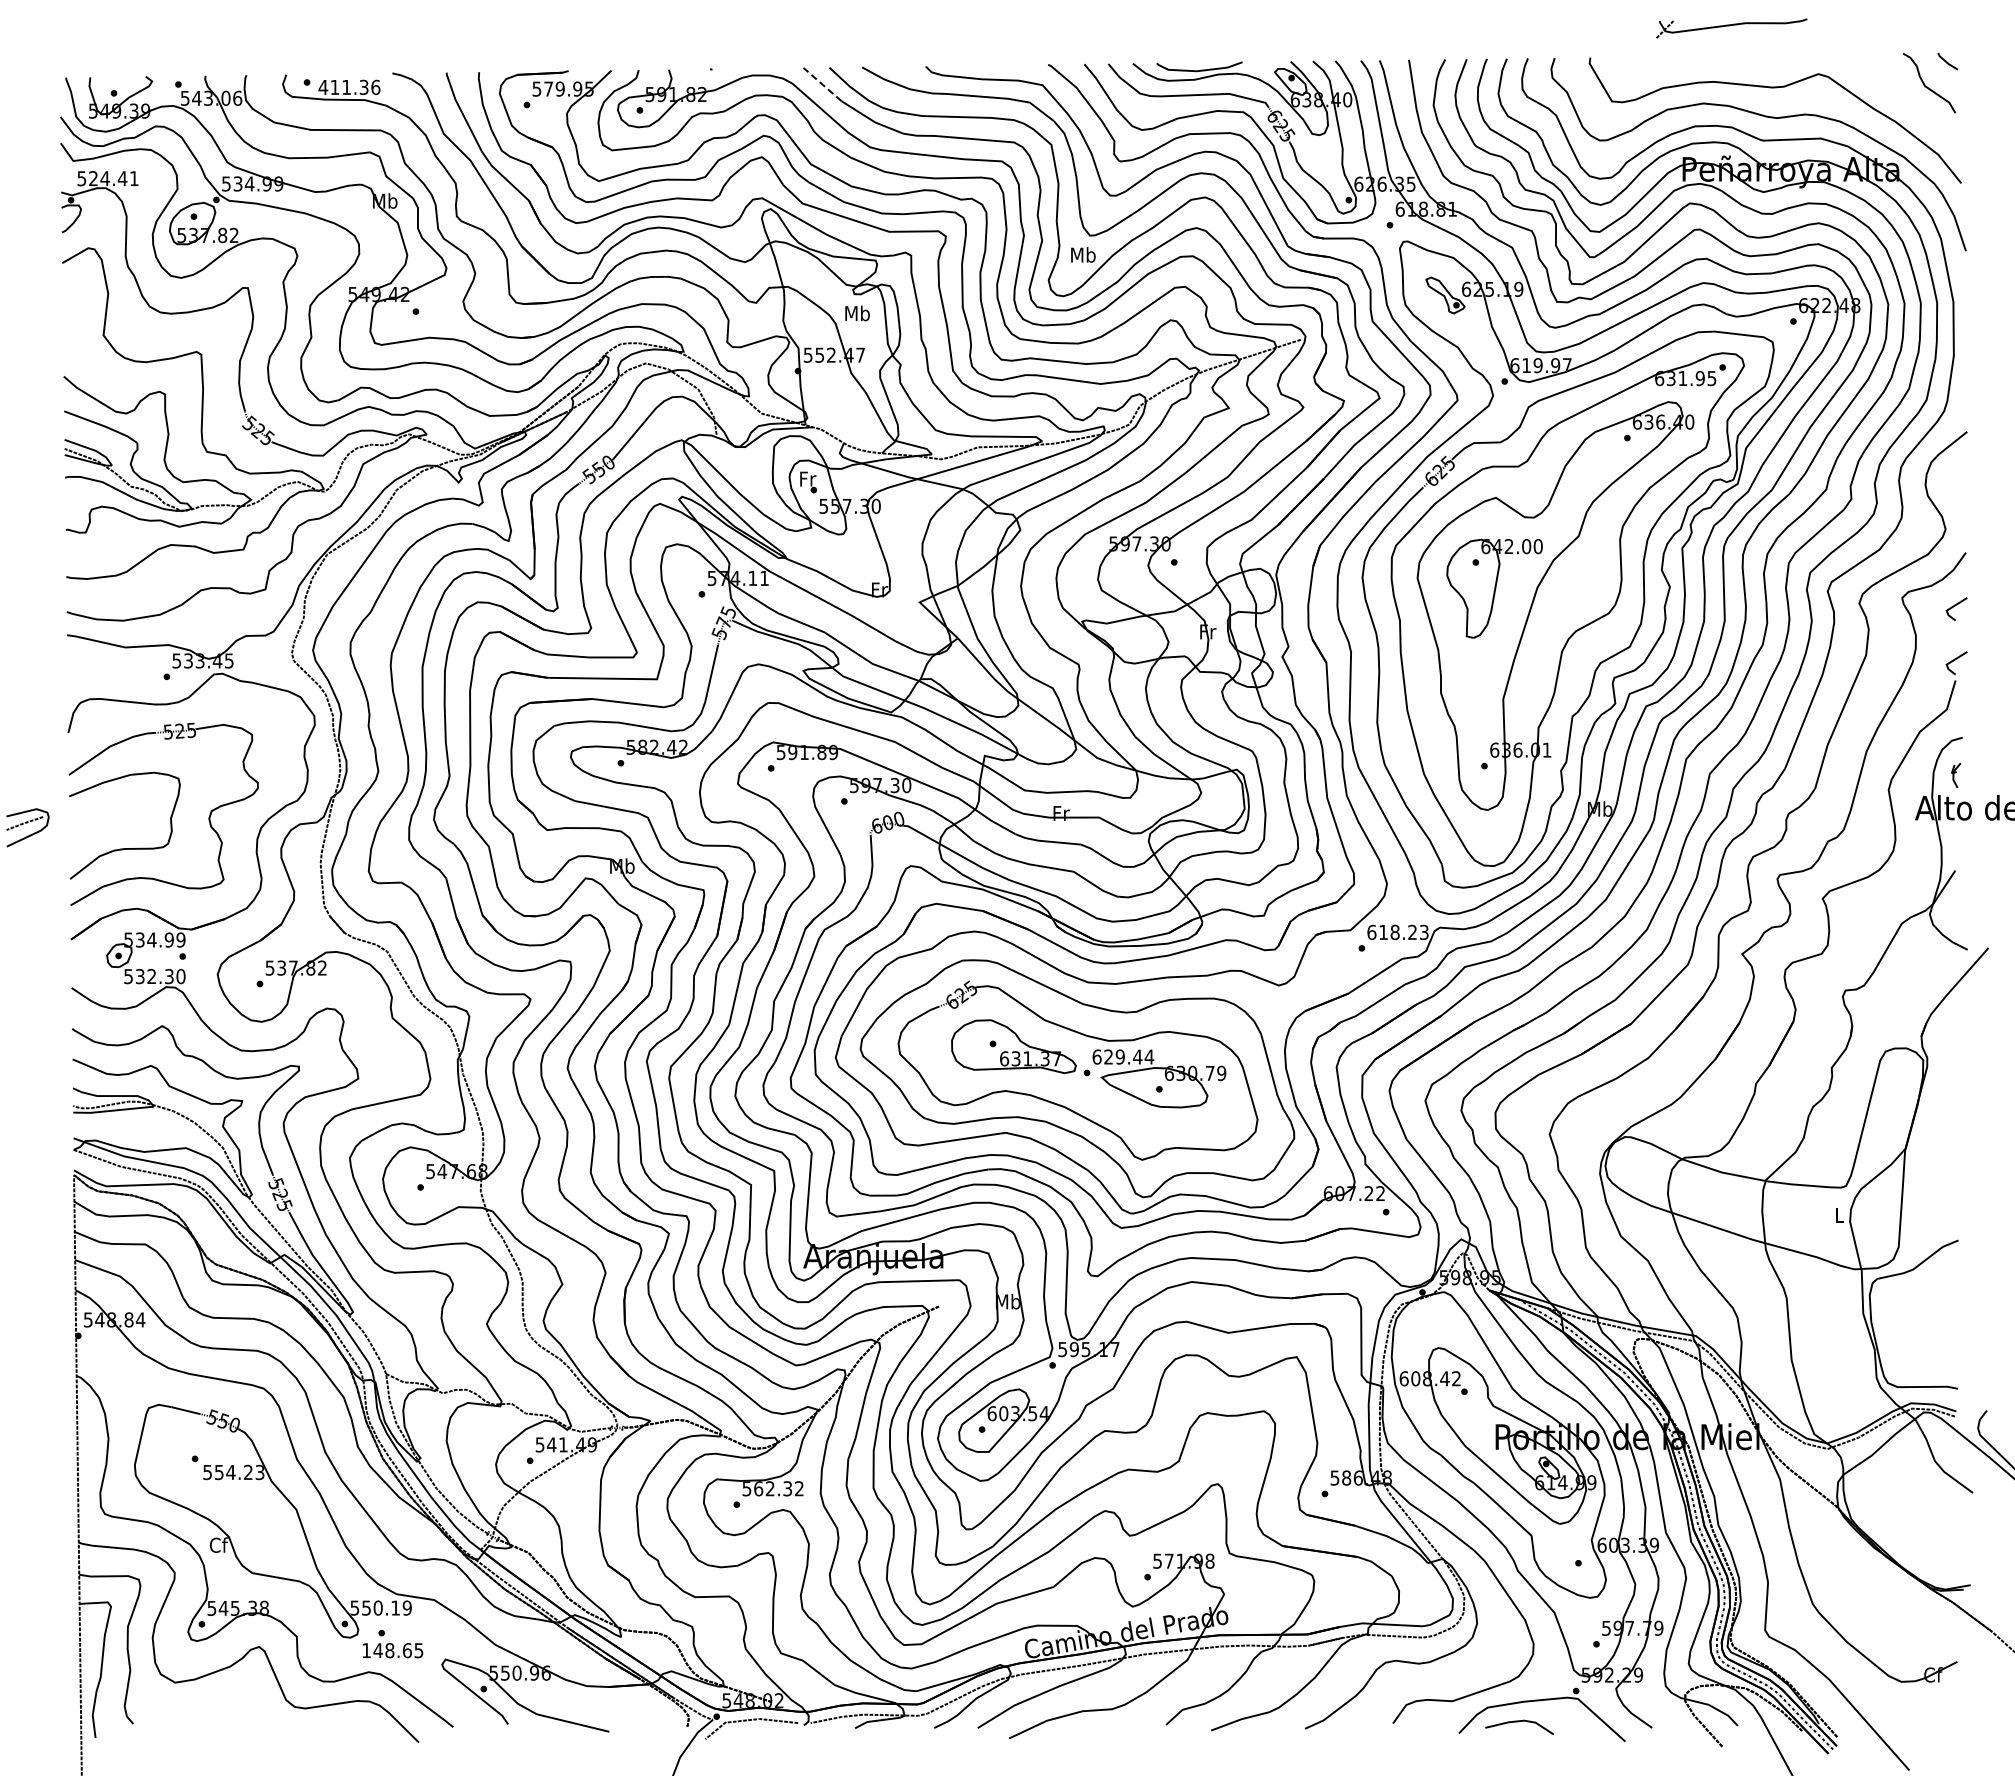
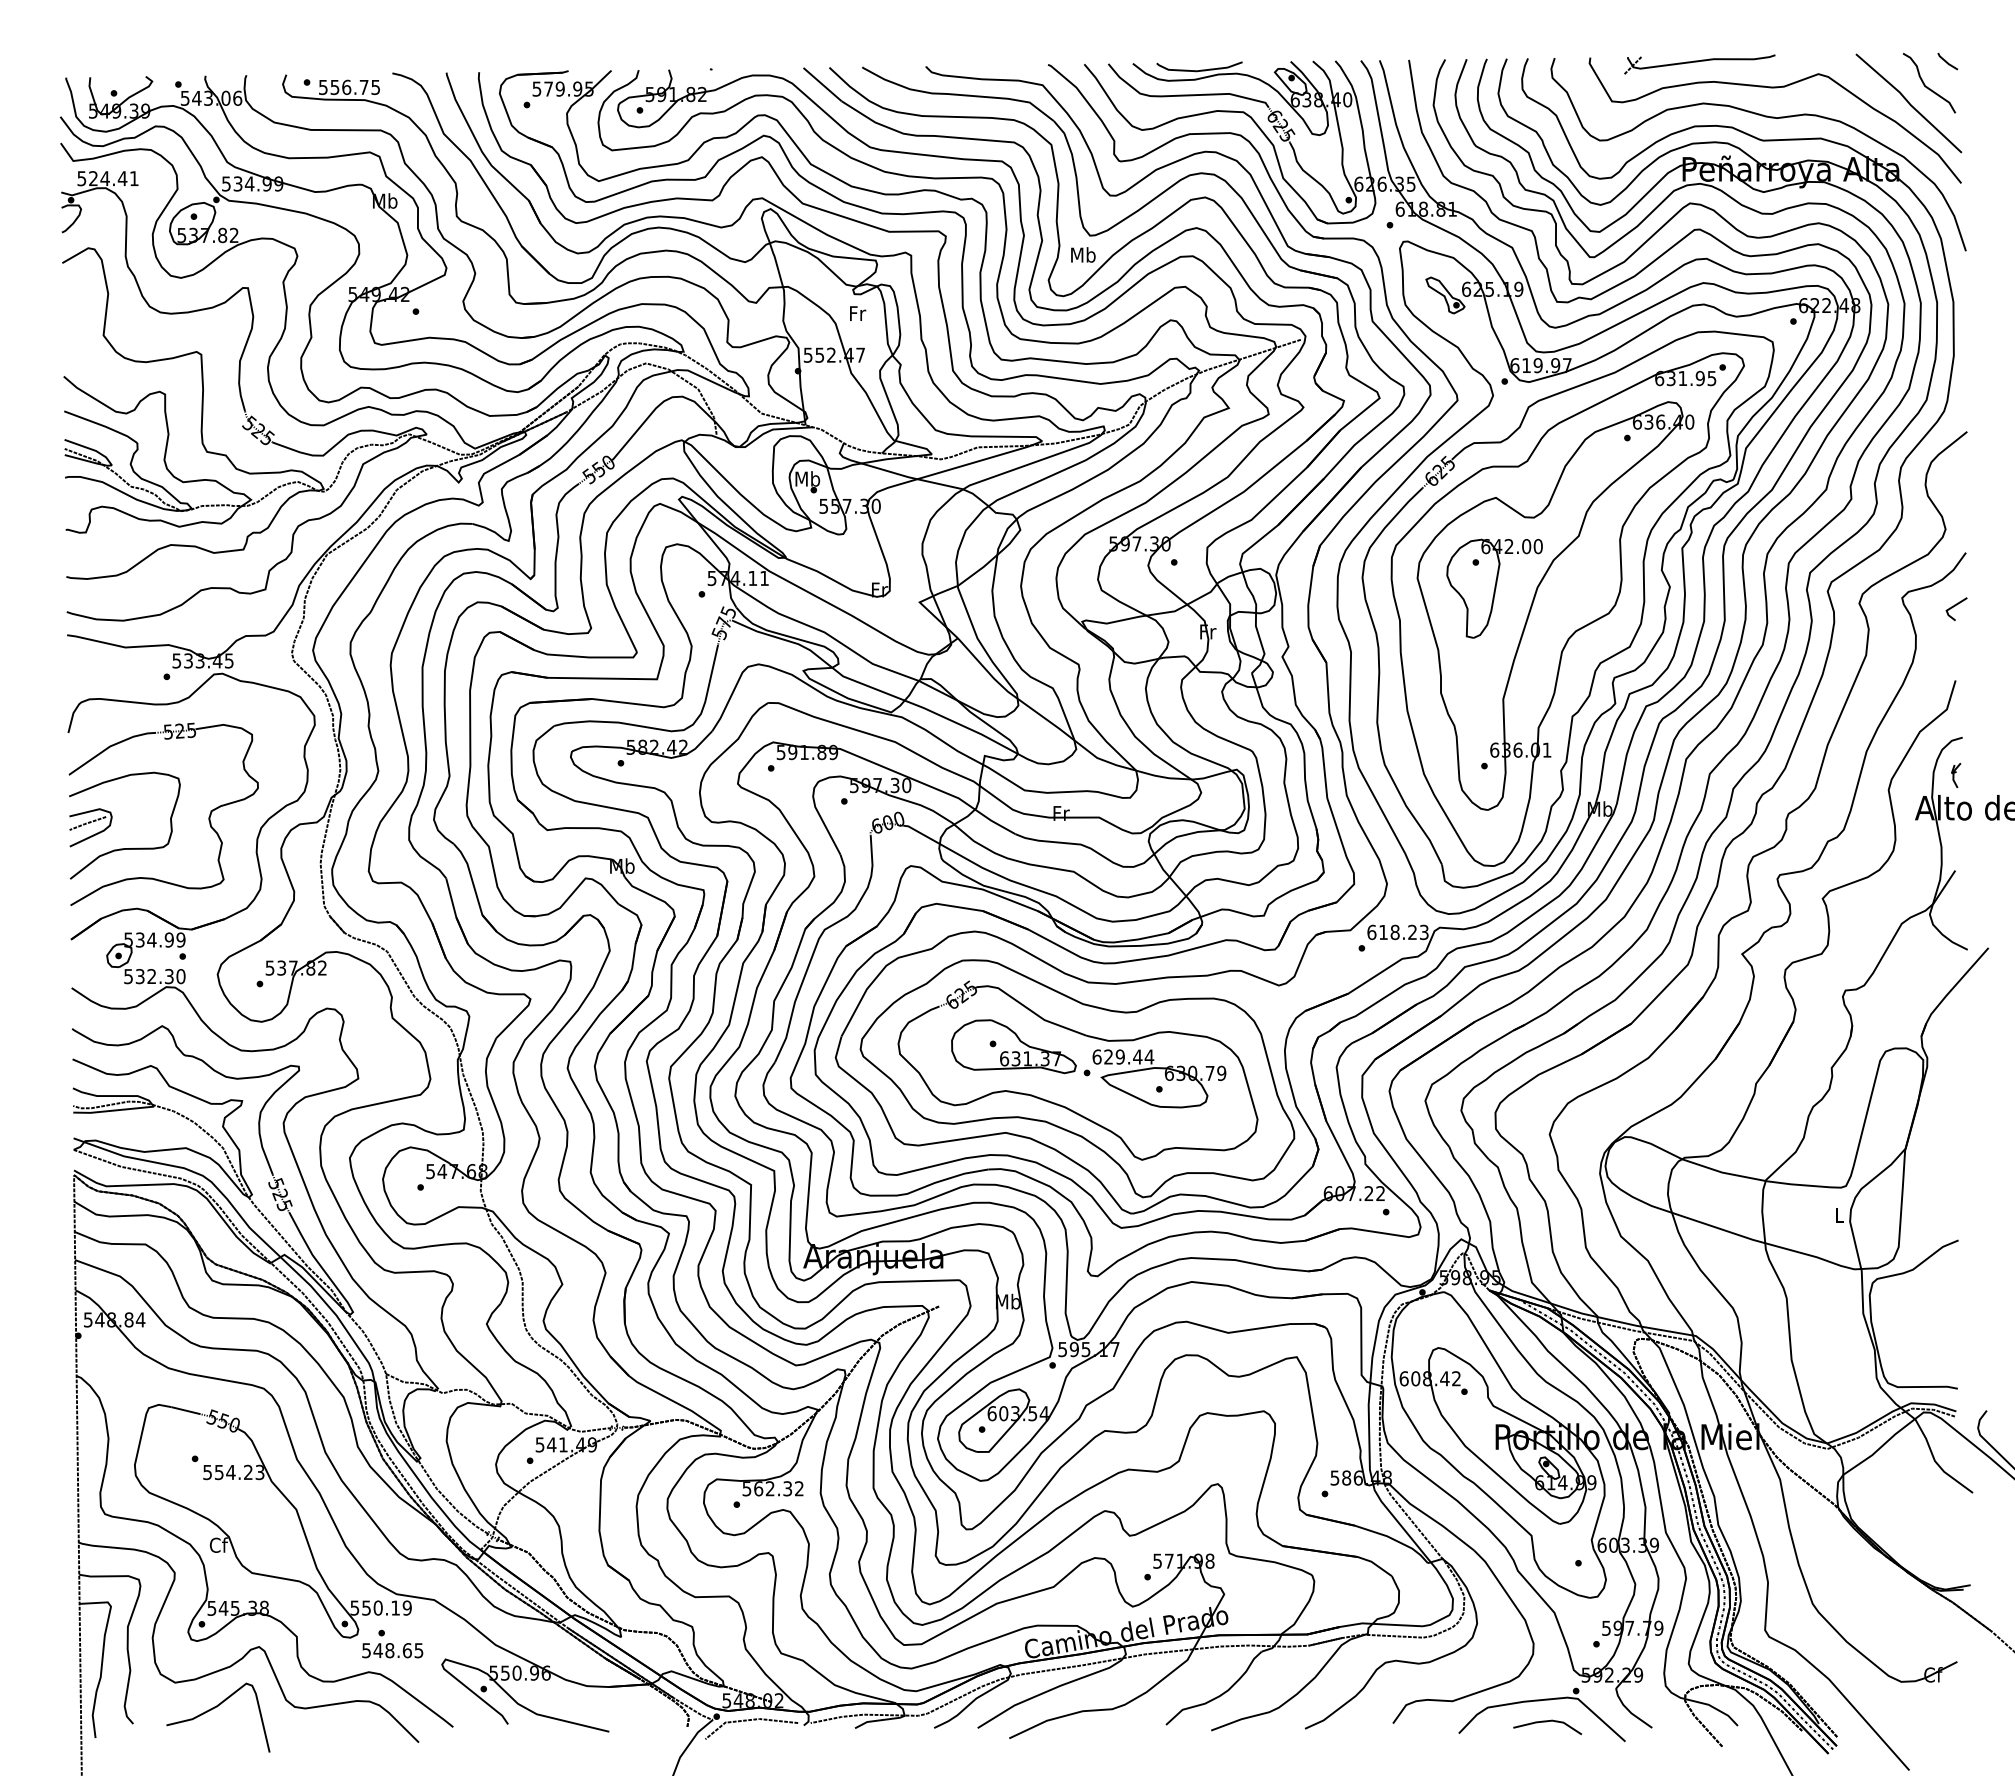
part position: (1731, 28) -> (1699, 64) (1699, 64)
line: dashed -> solid (822, 84)
text: 411.36 -> 556.75 (349, 87)
line: none -> present (1908, 103)
text: Mb -> Fr (857, 313)
text: Fr -> Mb (807, 478)
line: present -> none (1955, 660)
part position: (27, 827) -> (90, 827) (90, 827)
text: 148.65 -> 548.65 (366, 1650)
curve: none -> present (213, 1709)
line position: (1519, 1722) -> (1547, 1722) (1547, 1722)
